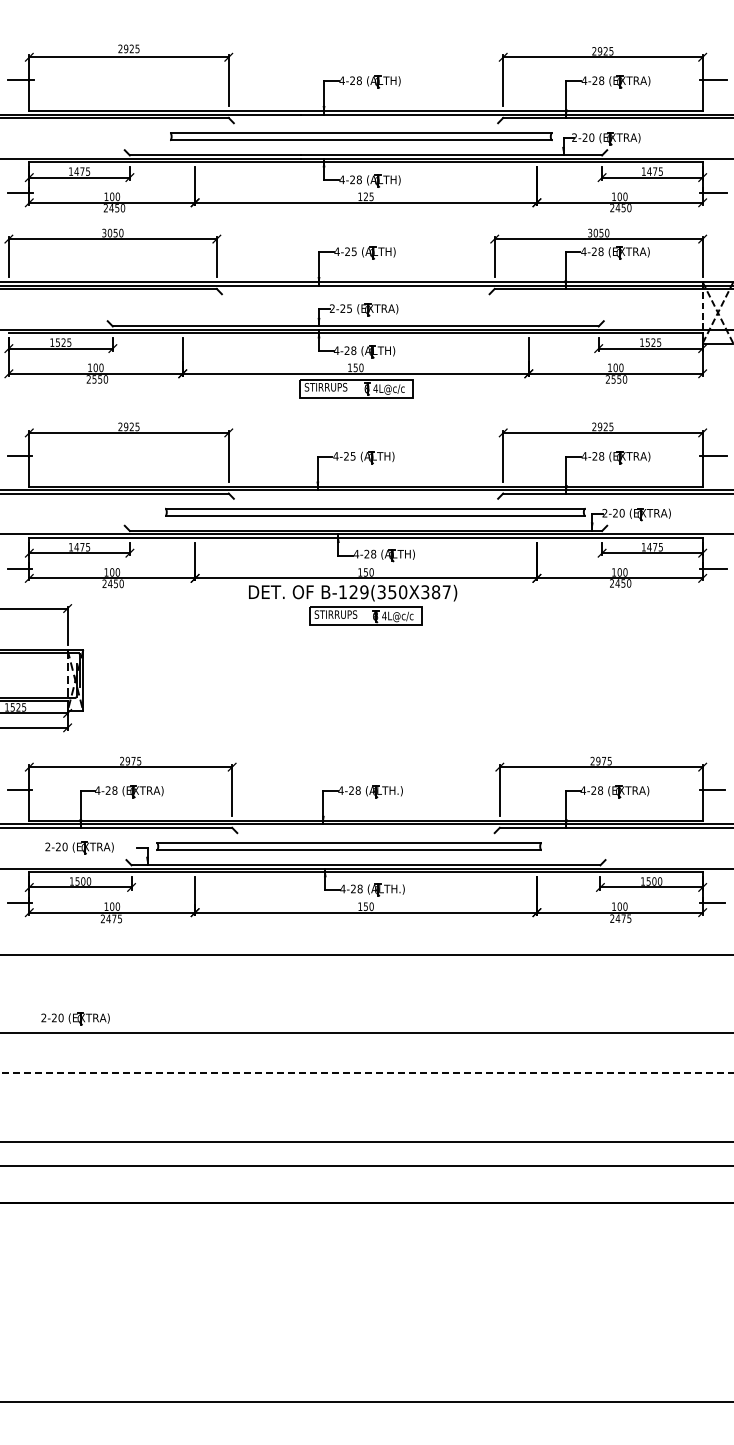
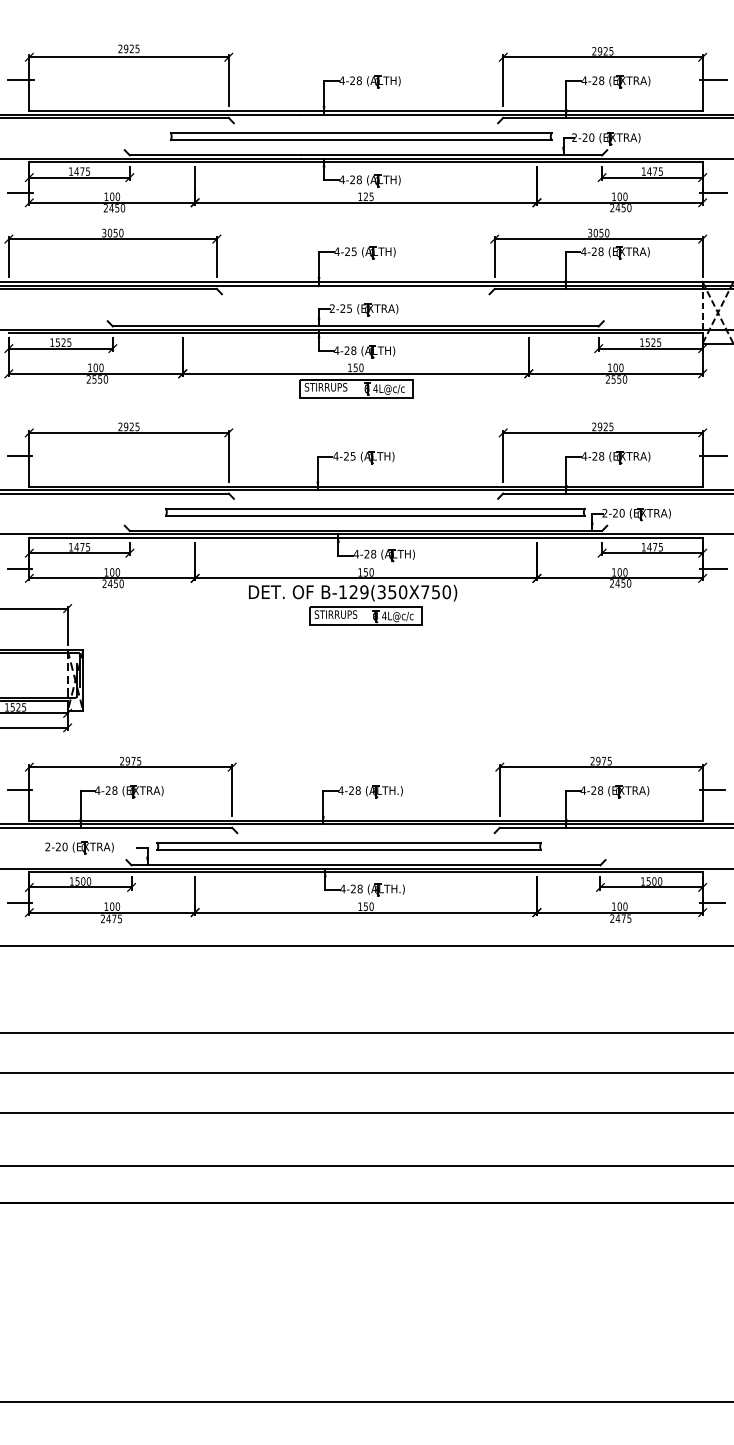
text: B-129(350X387) -> B-129(350X750) (435, 592)
line position: (366, 955) -> (366, 946) (366, 946)
part: present -> none (75, 1018)
line: dashed -> solid (366, 1073)
line position: (366, 1141) -> (366, 1112) (366, 1112)
